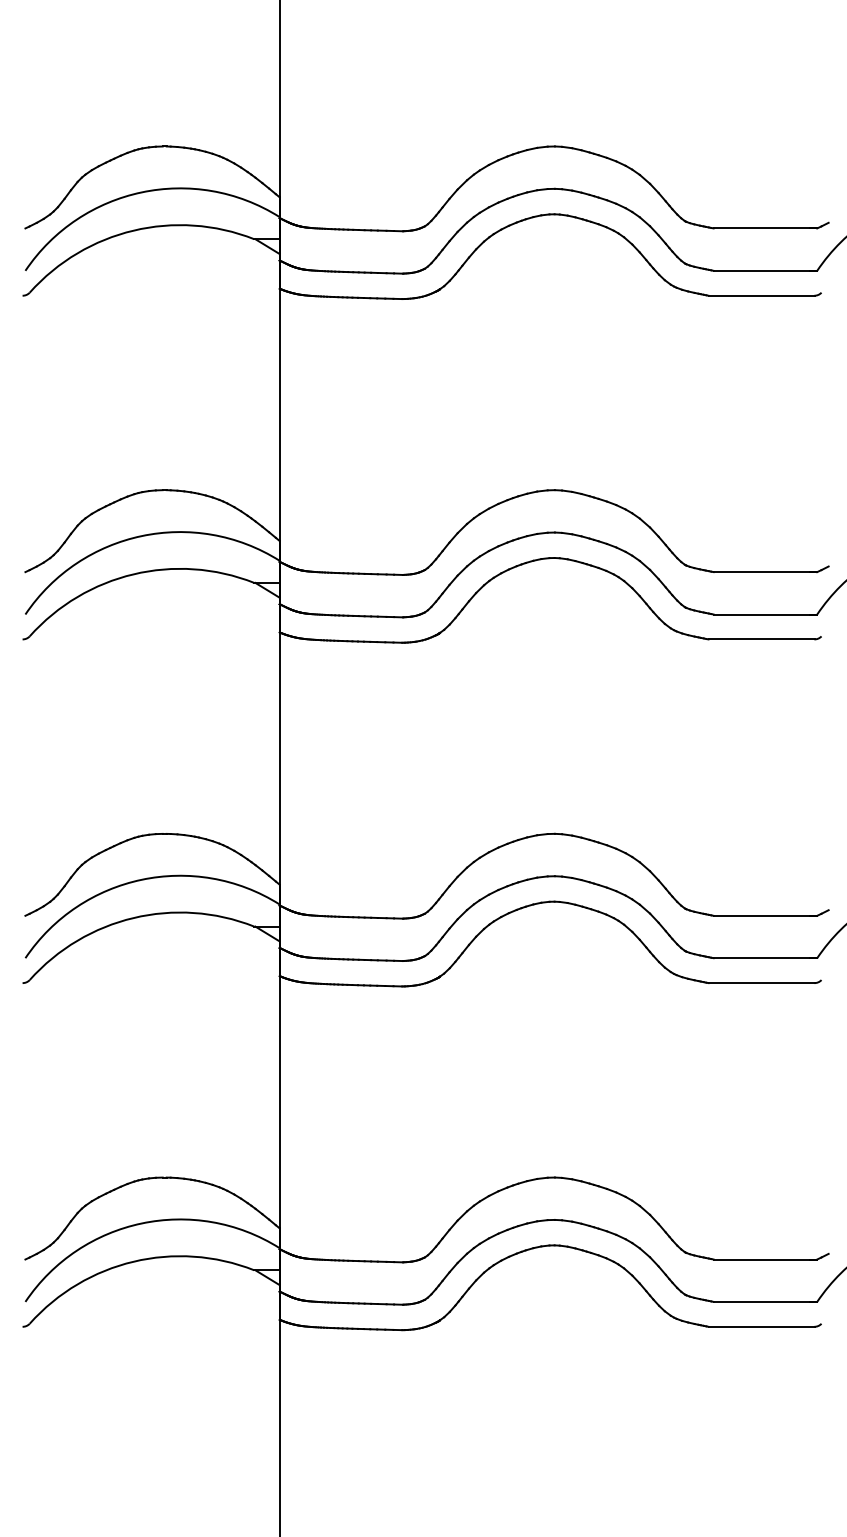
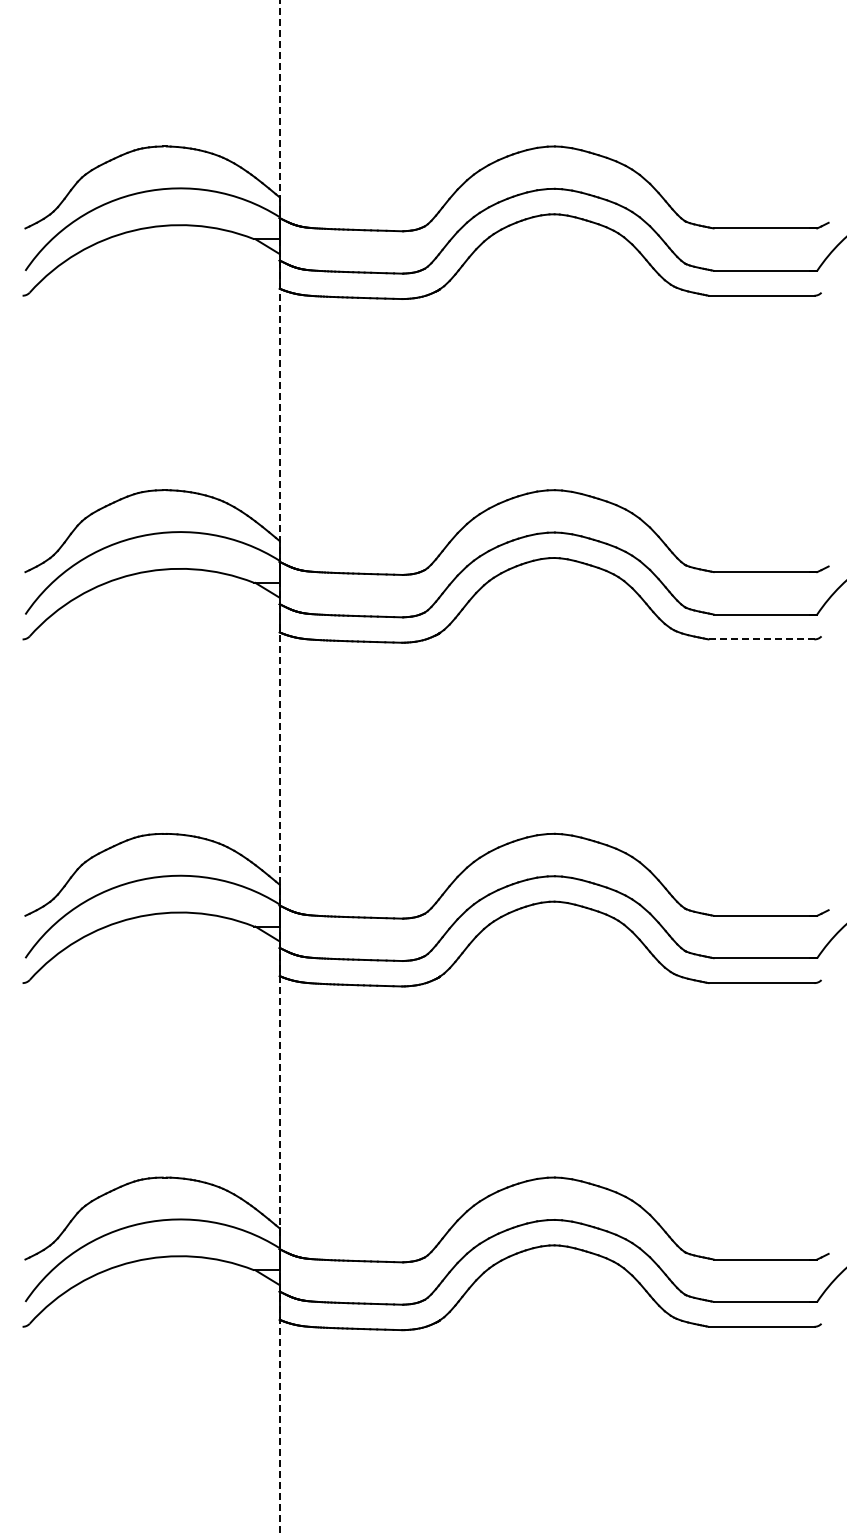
line: solid -> dashed (762, 639)
line: solid -> dashed (279, 768)
